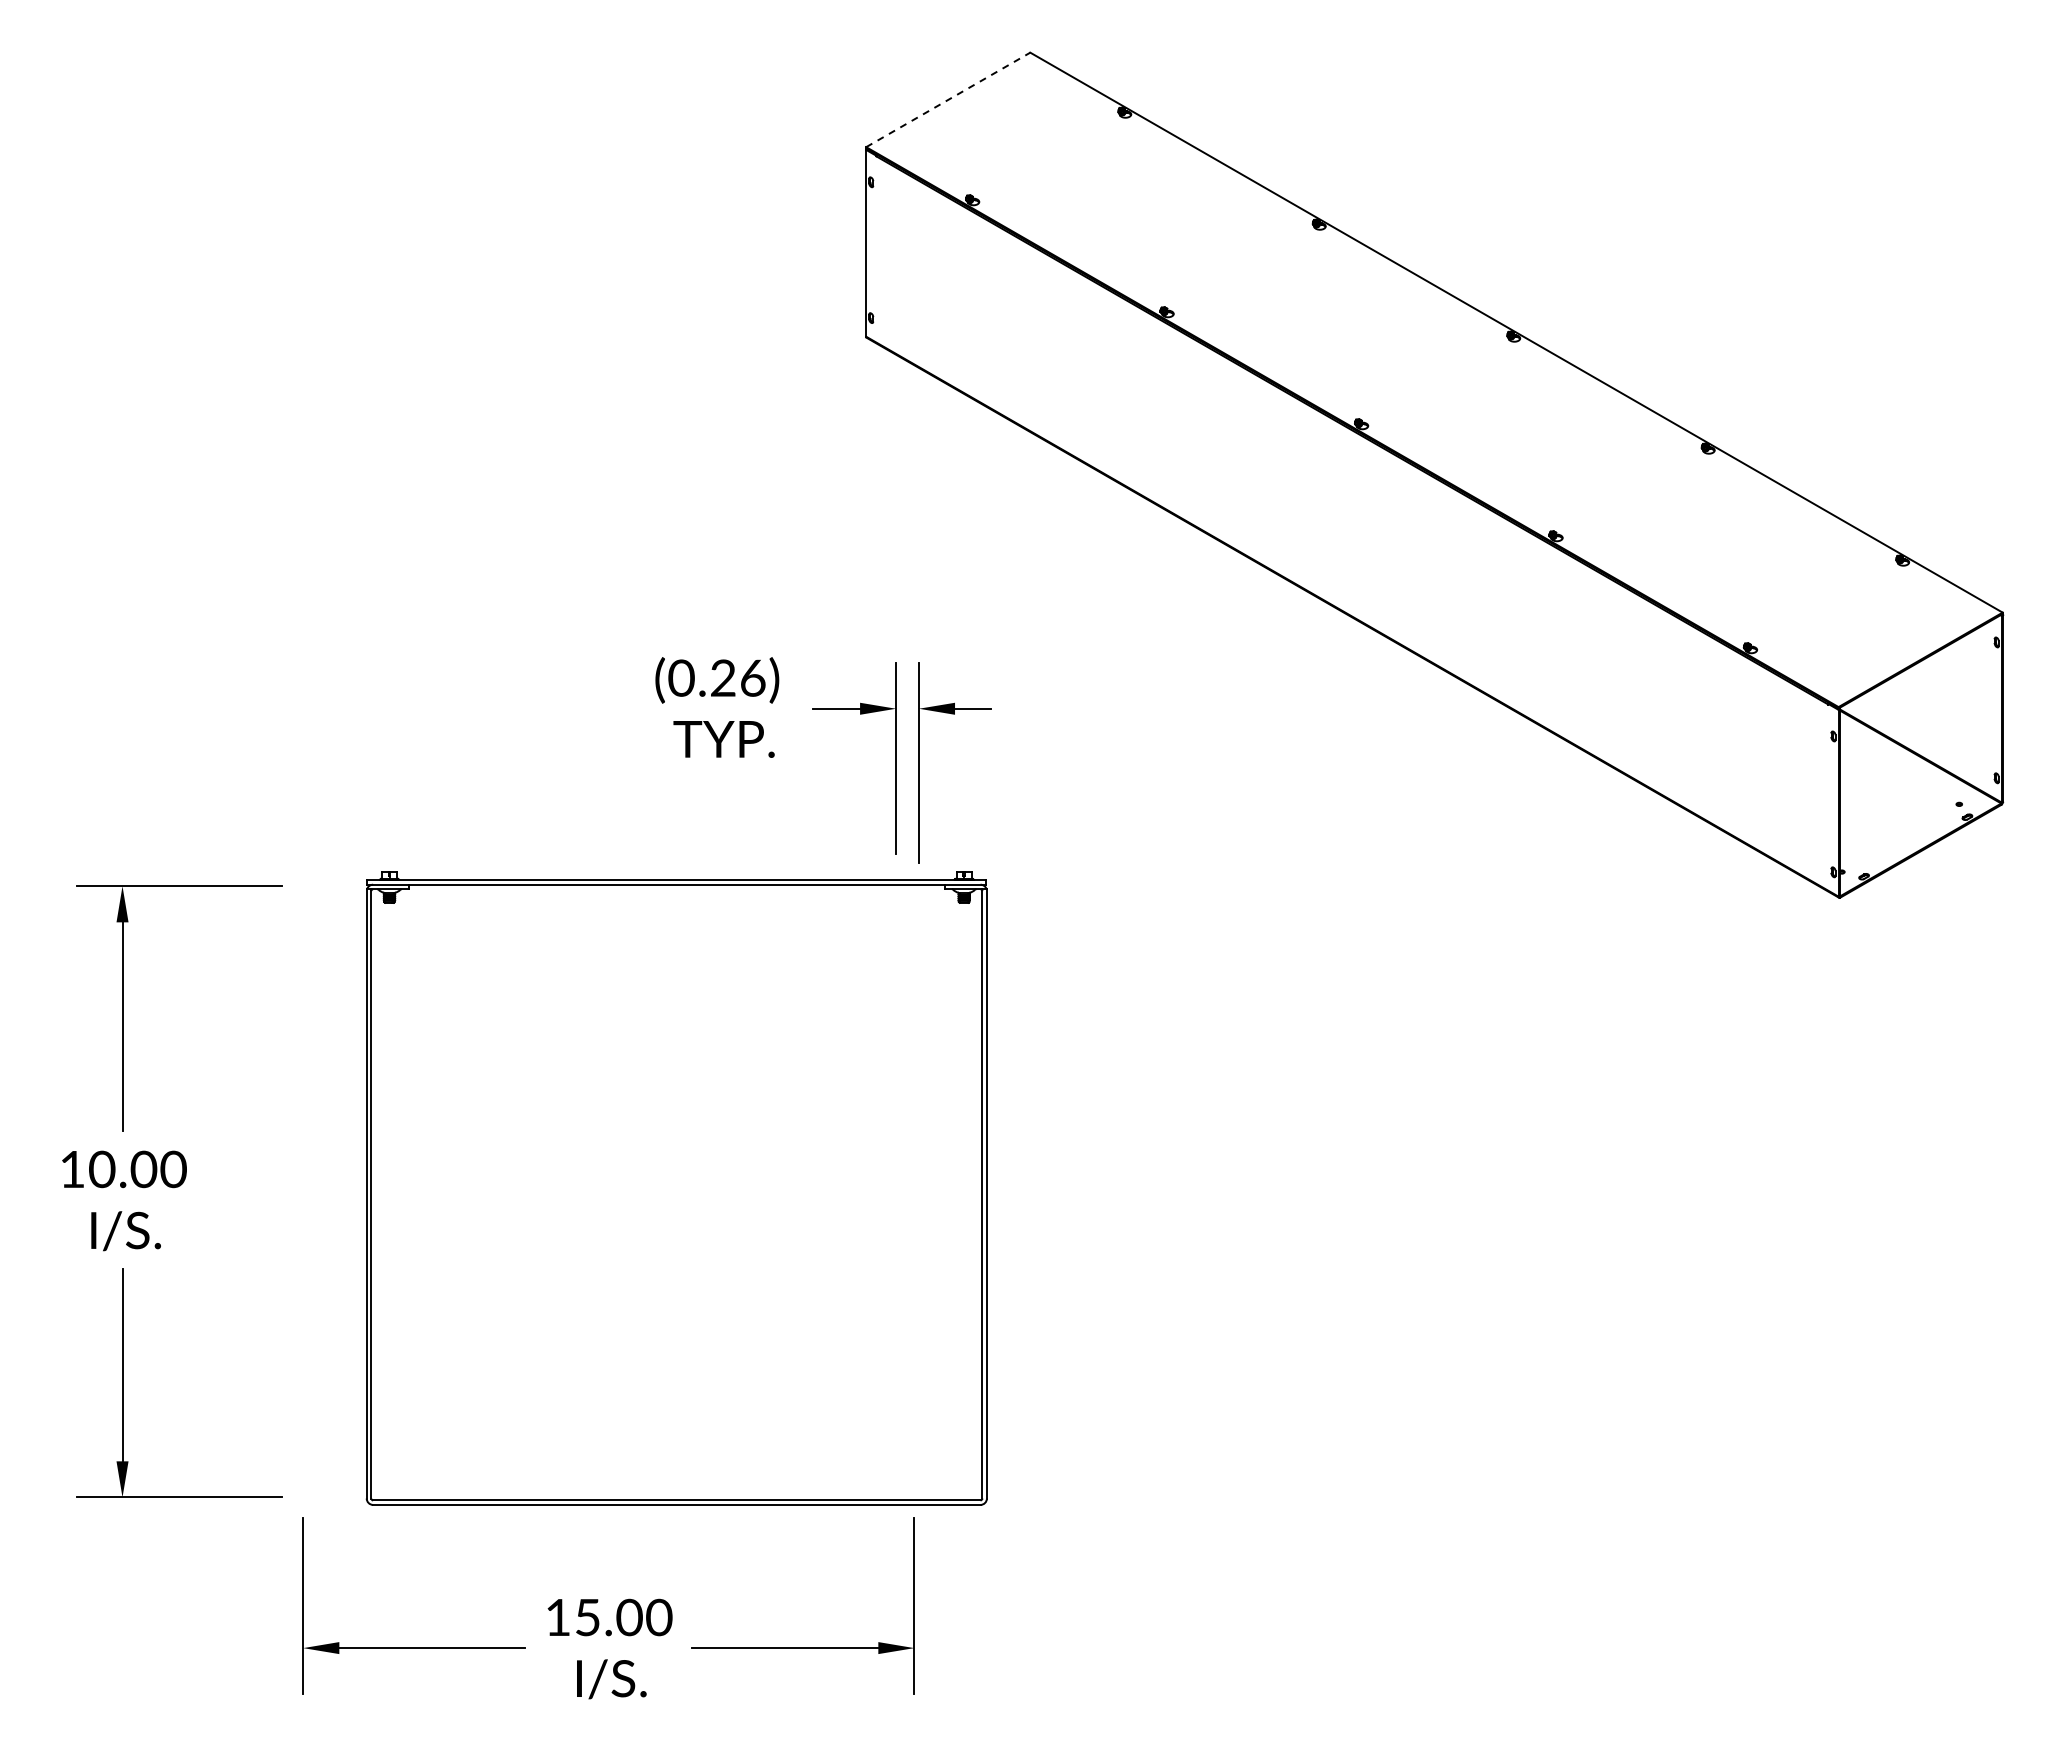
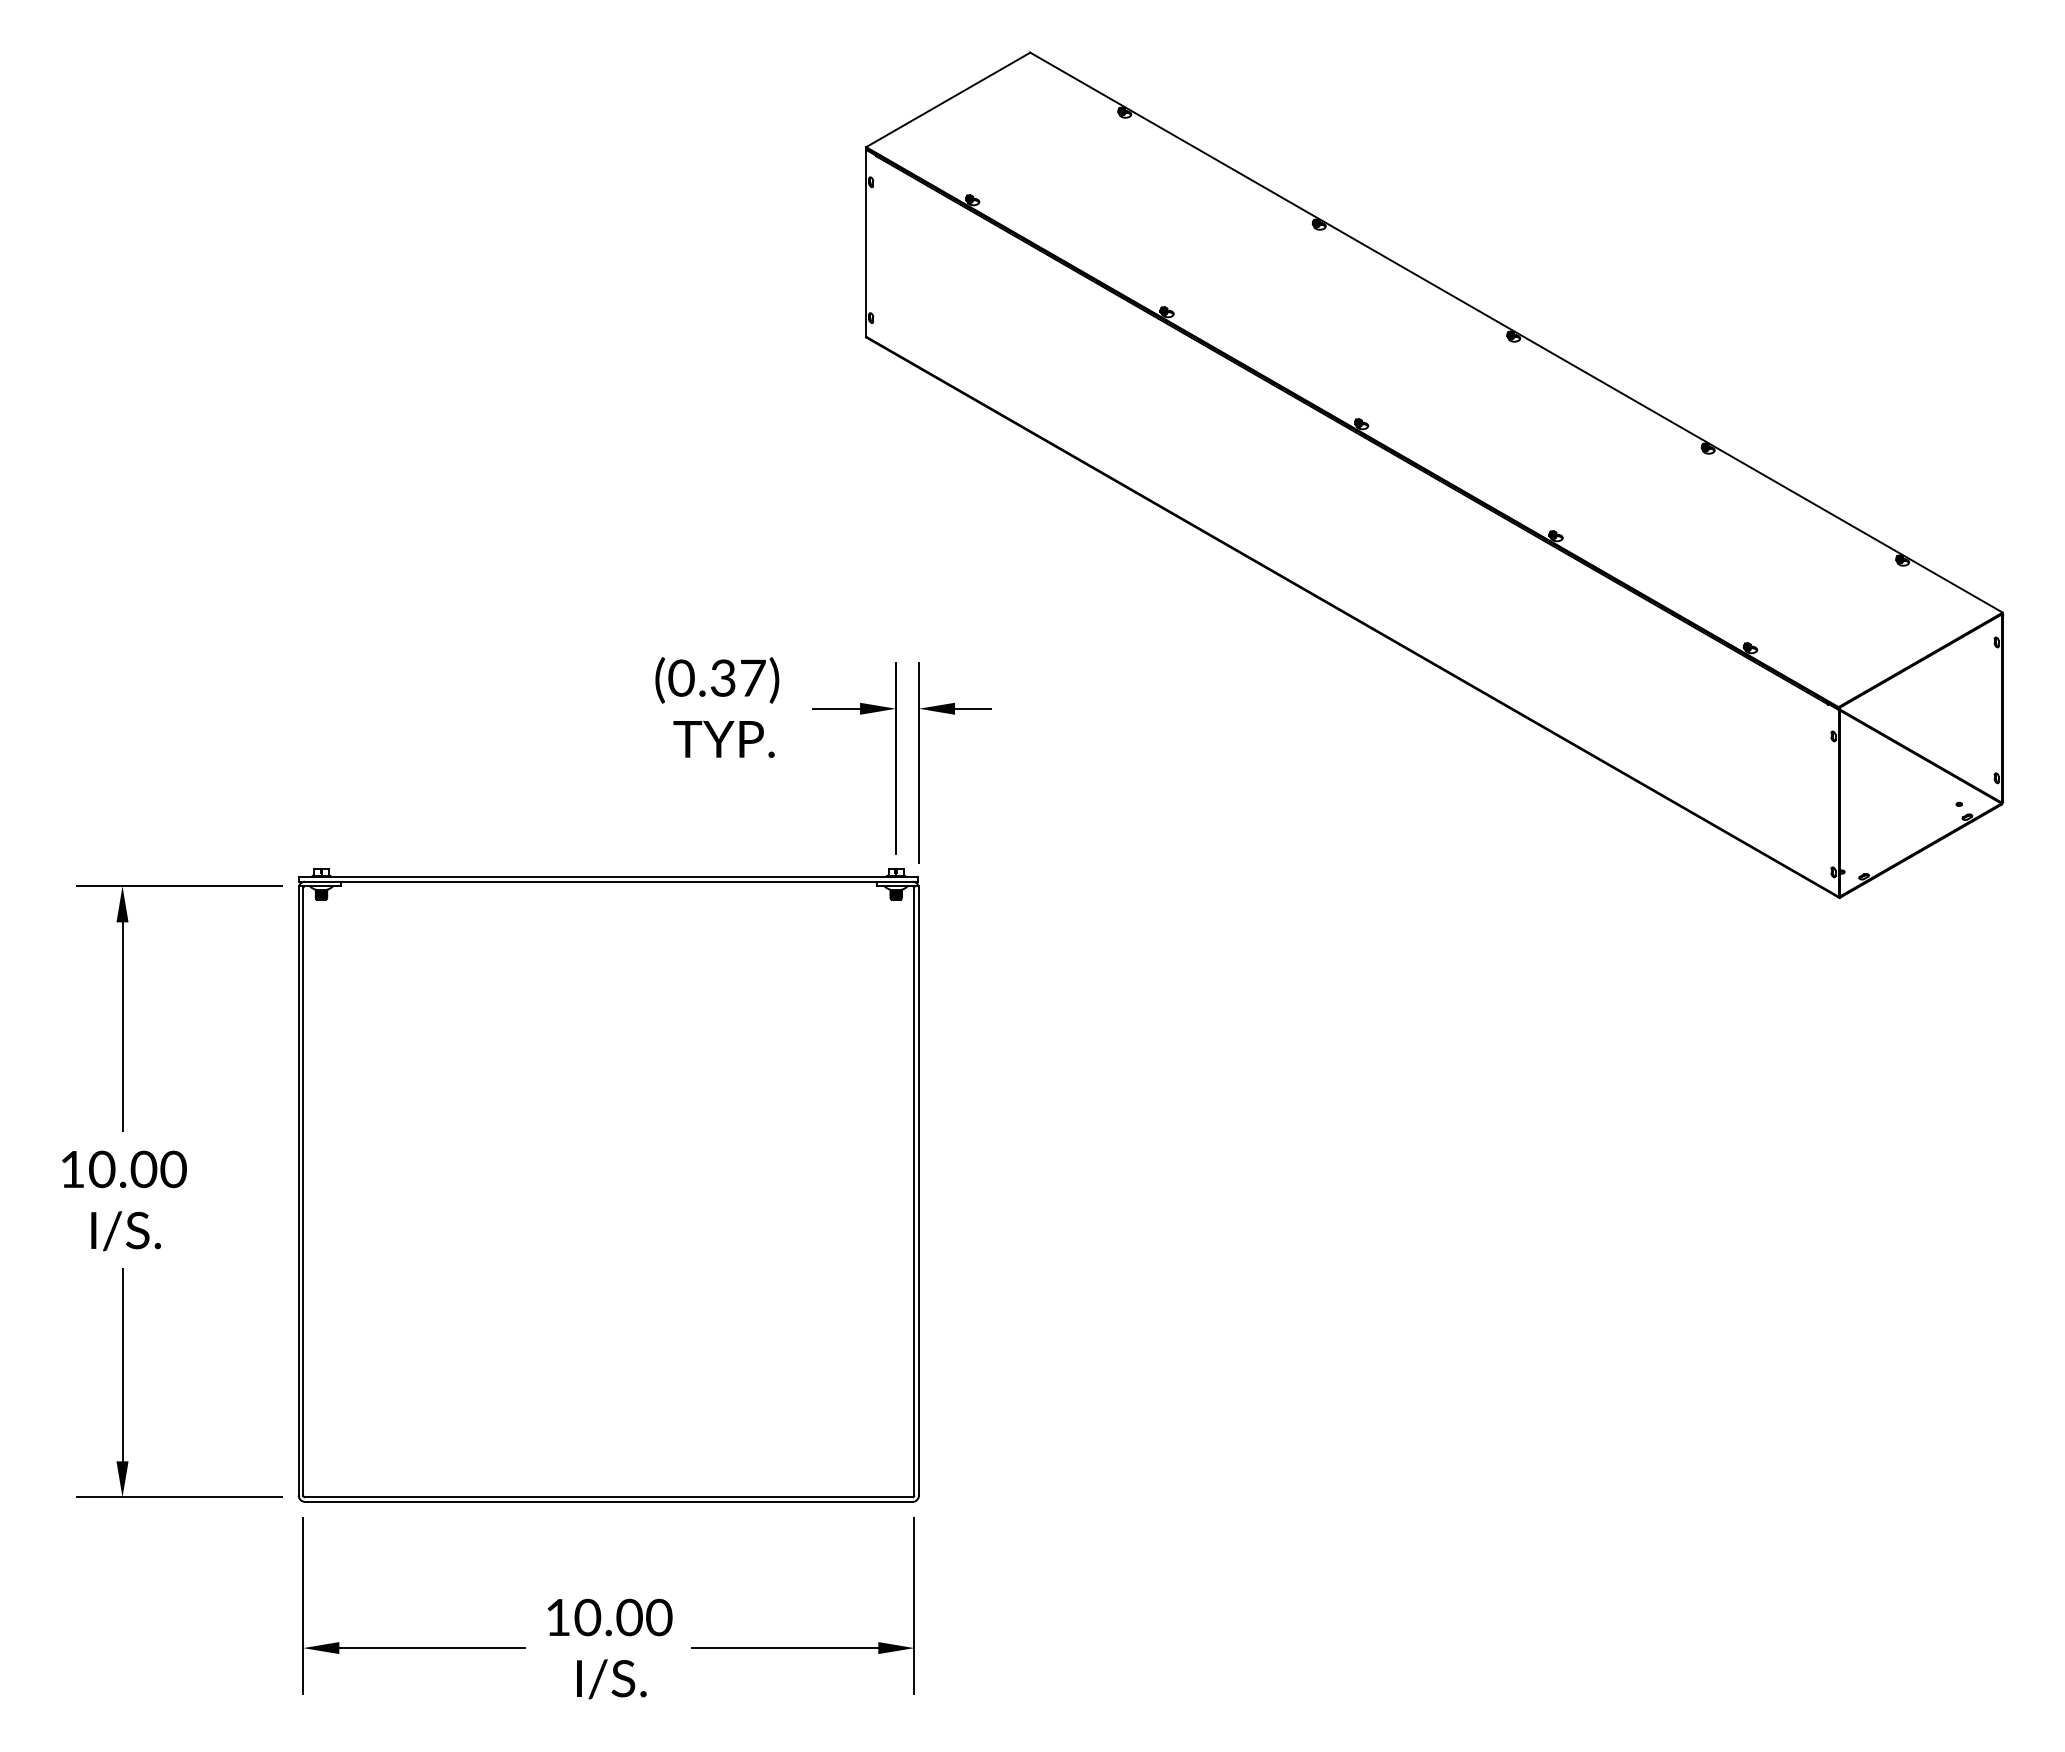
line: dashed -> solid (948, 99)
text: (0.26) -> (0.37) (738, 677)
part position: (676, 1188) -> (608, 1185) (608, 1185)
text: 15.00 -> 10.00 (587, 1617)
